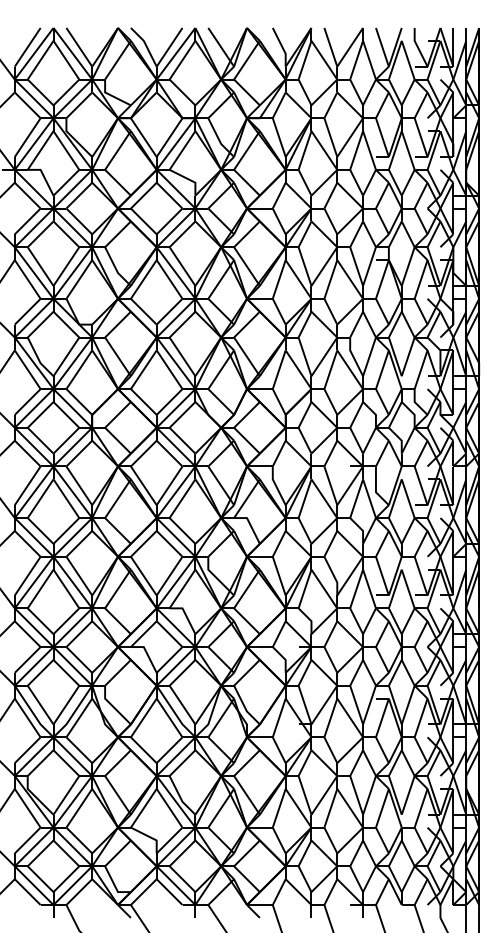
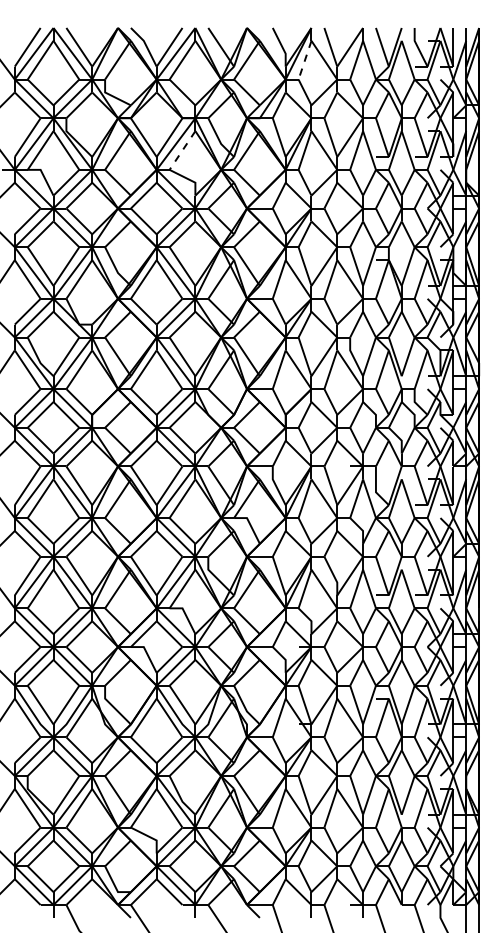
line: solid -> dashed (304, 60)
line: solid -> dashed (182, 150)
